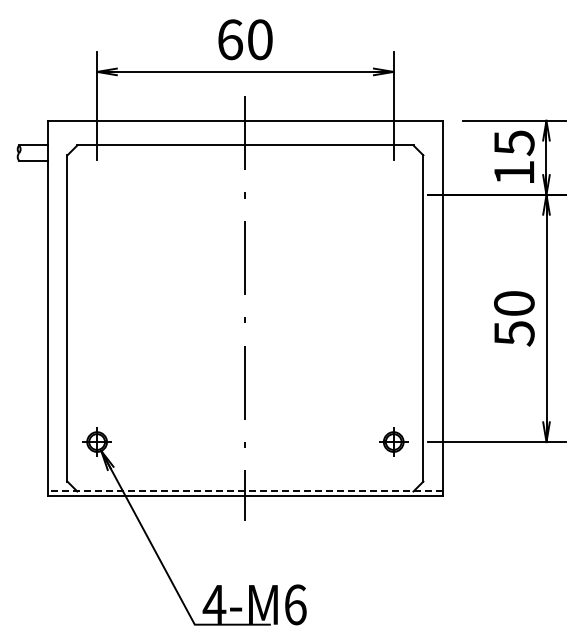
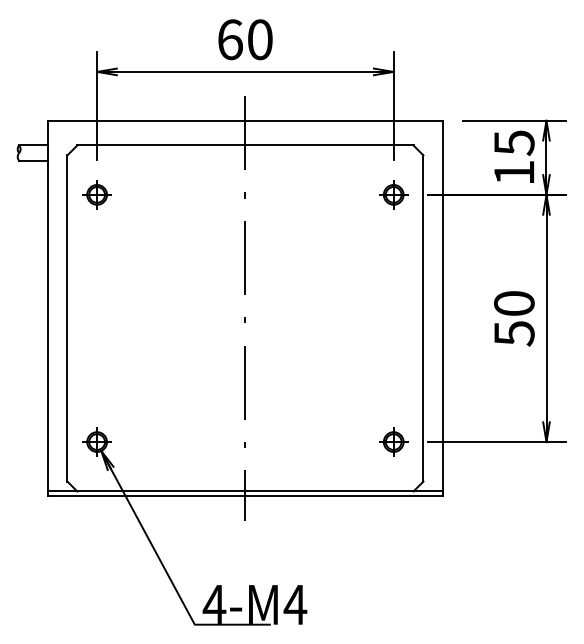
part: none -> present (96, 194)
part: none -> present (393, 194)
line: dashed -> solid (245, 491)
text: 4-M6 -> 4-M4 (295, 604)
